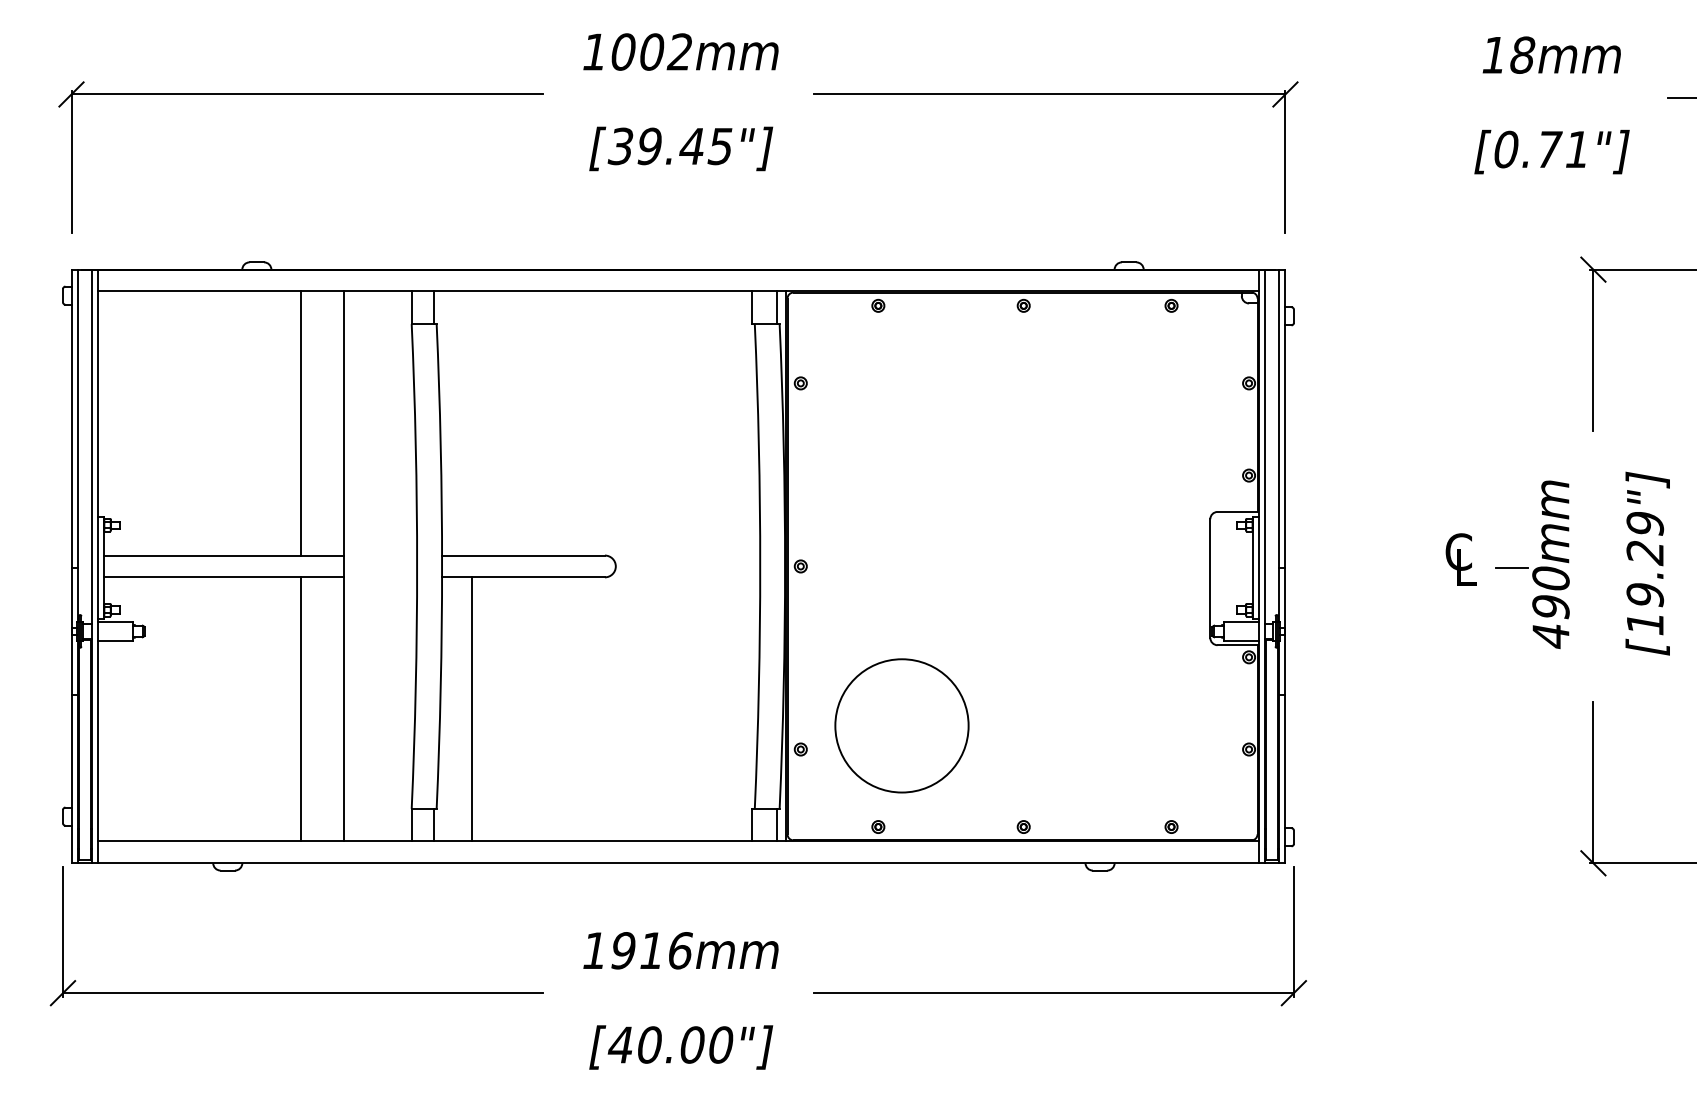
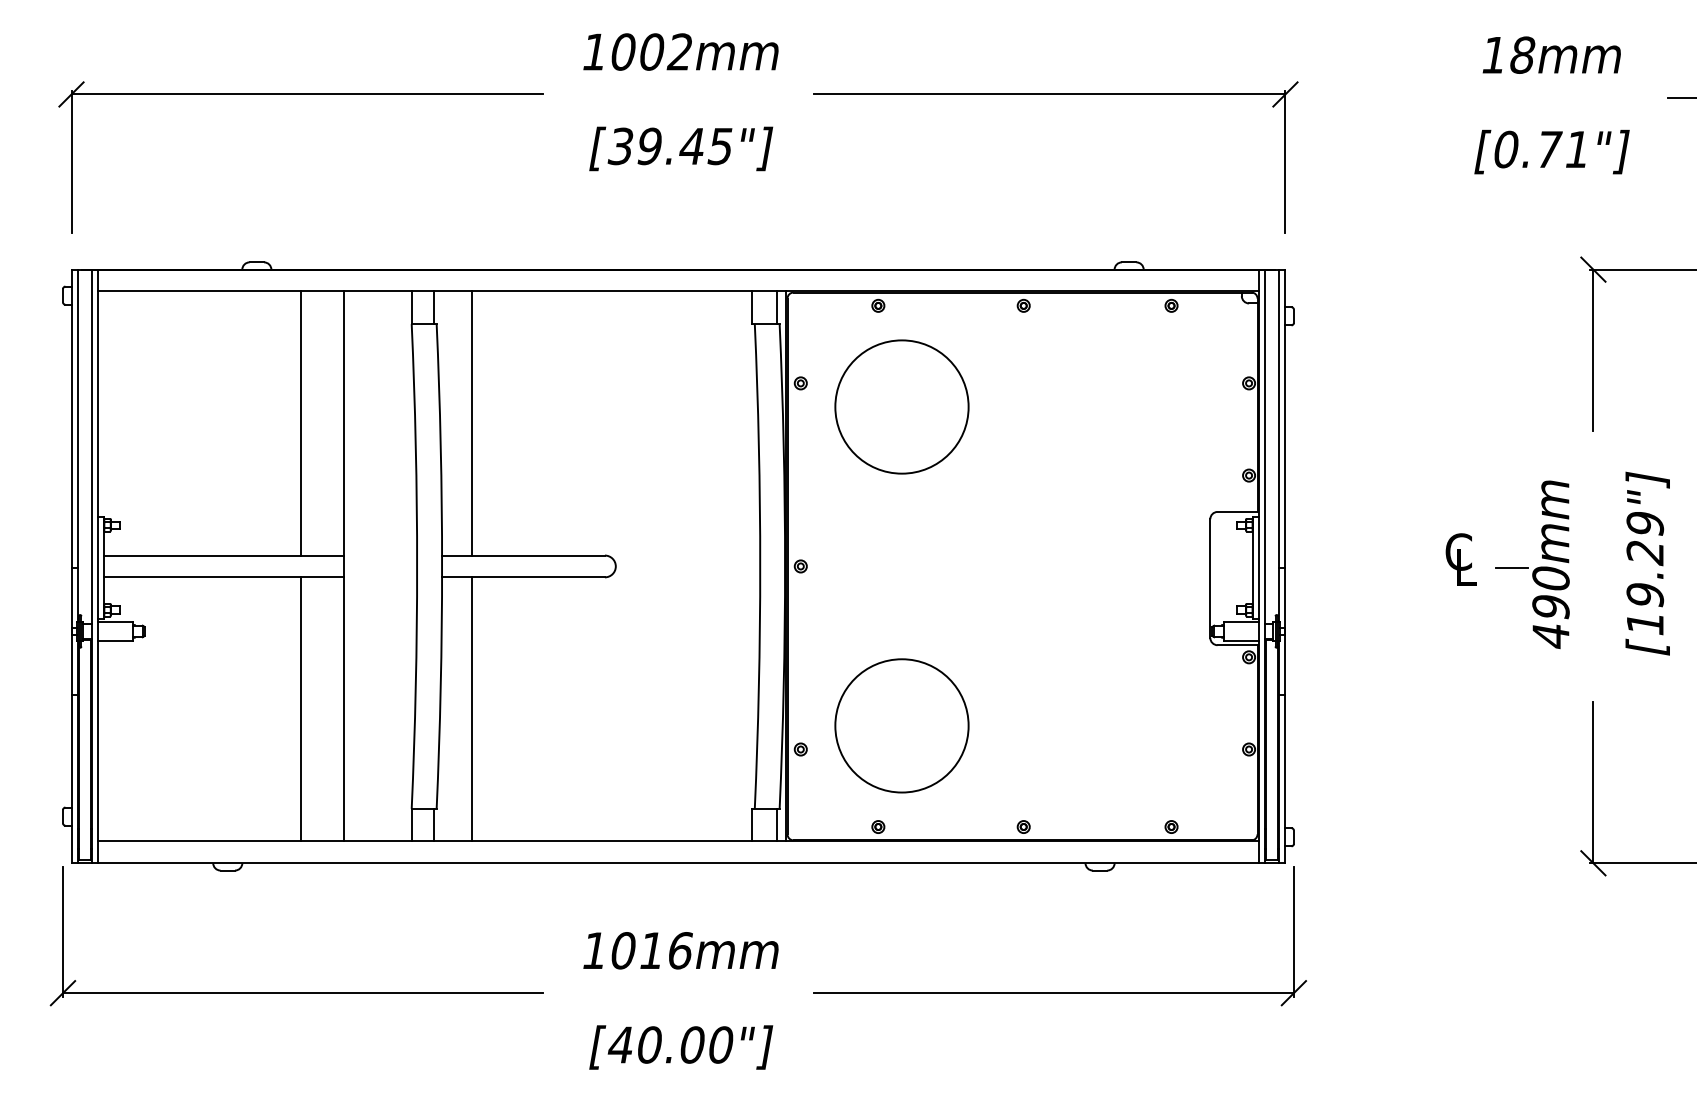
circle: none -> present (901, 406)
line: none -> present (471, 423)
text: 1916mm -> 1016mm (623, 950)
